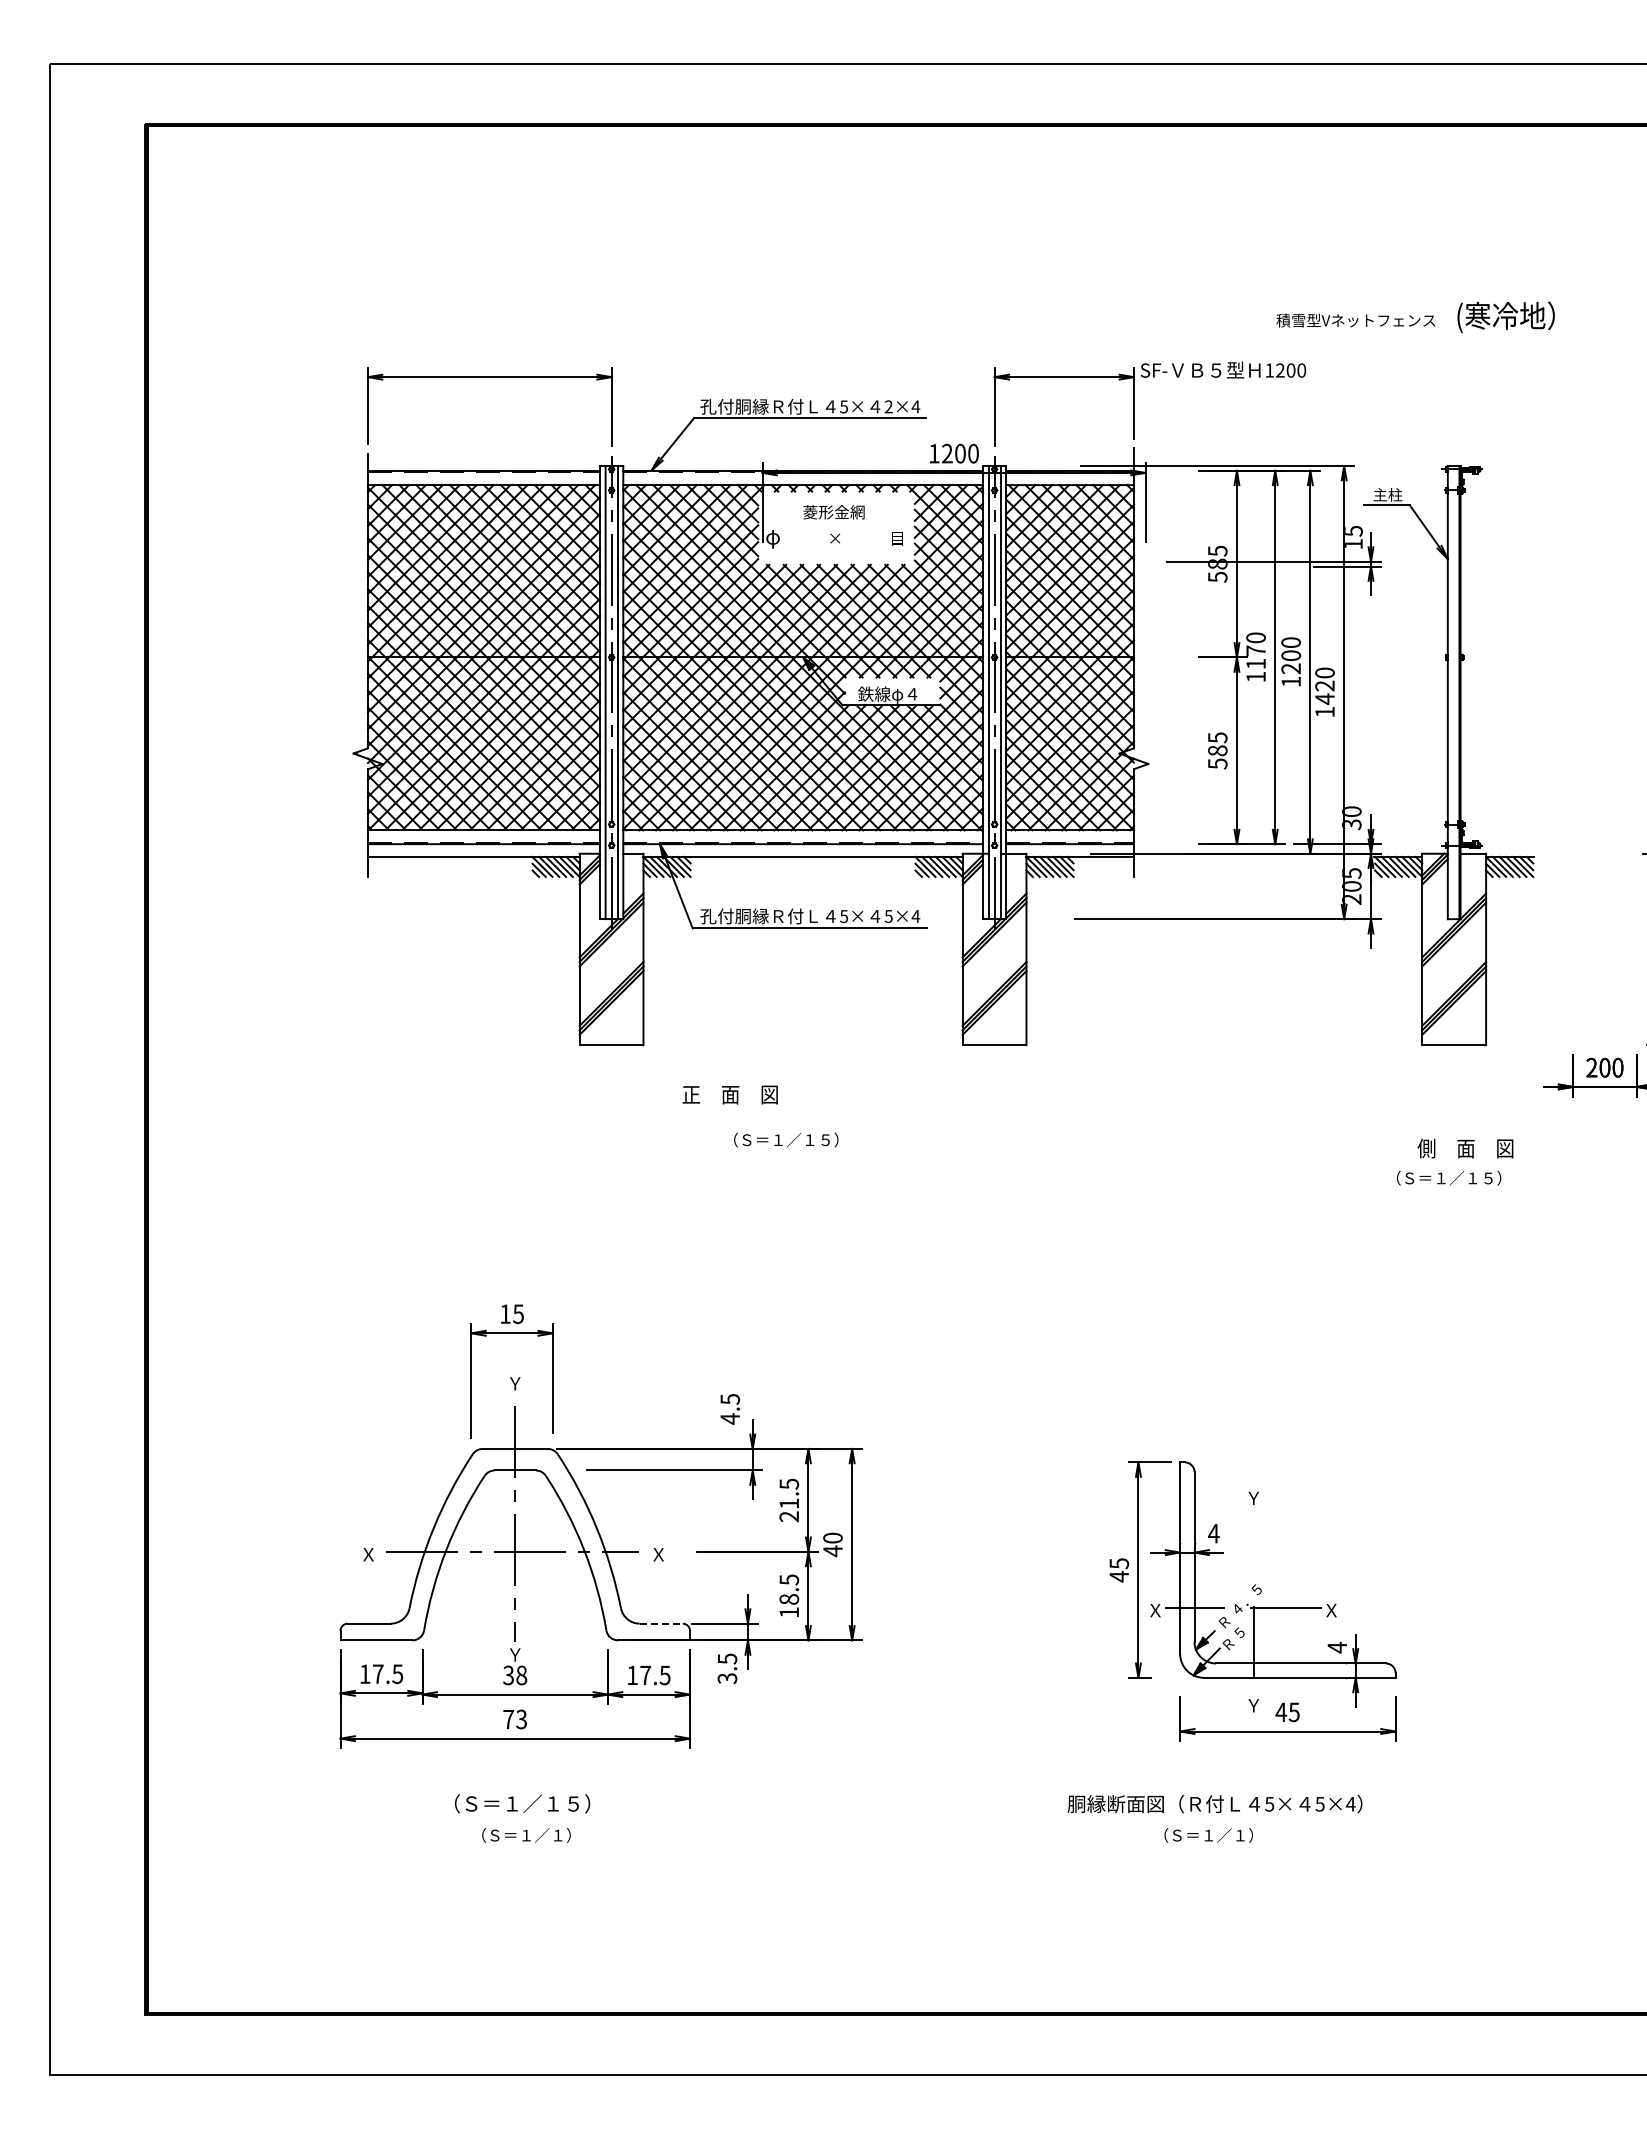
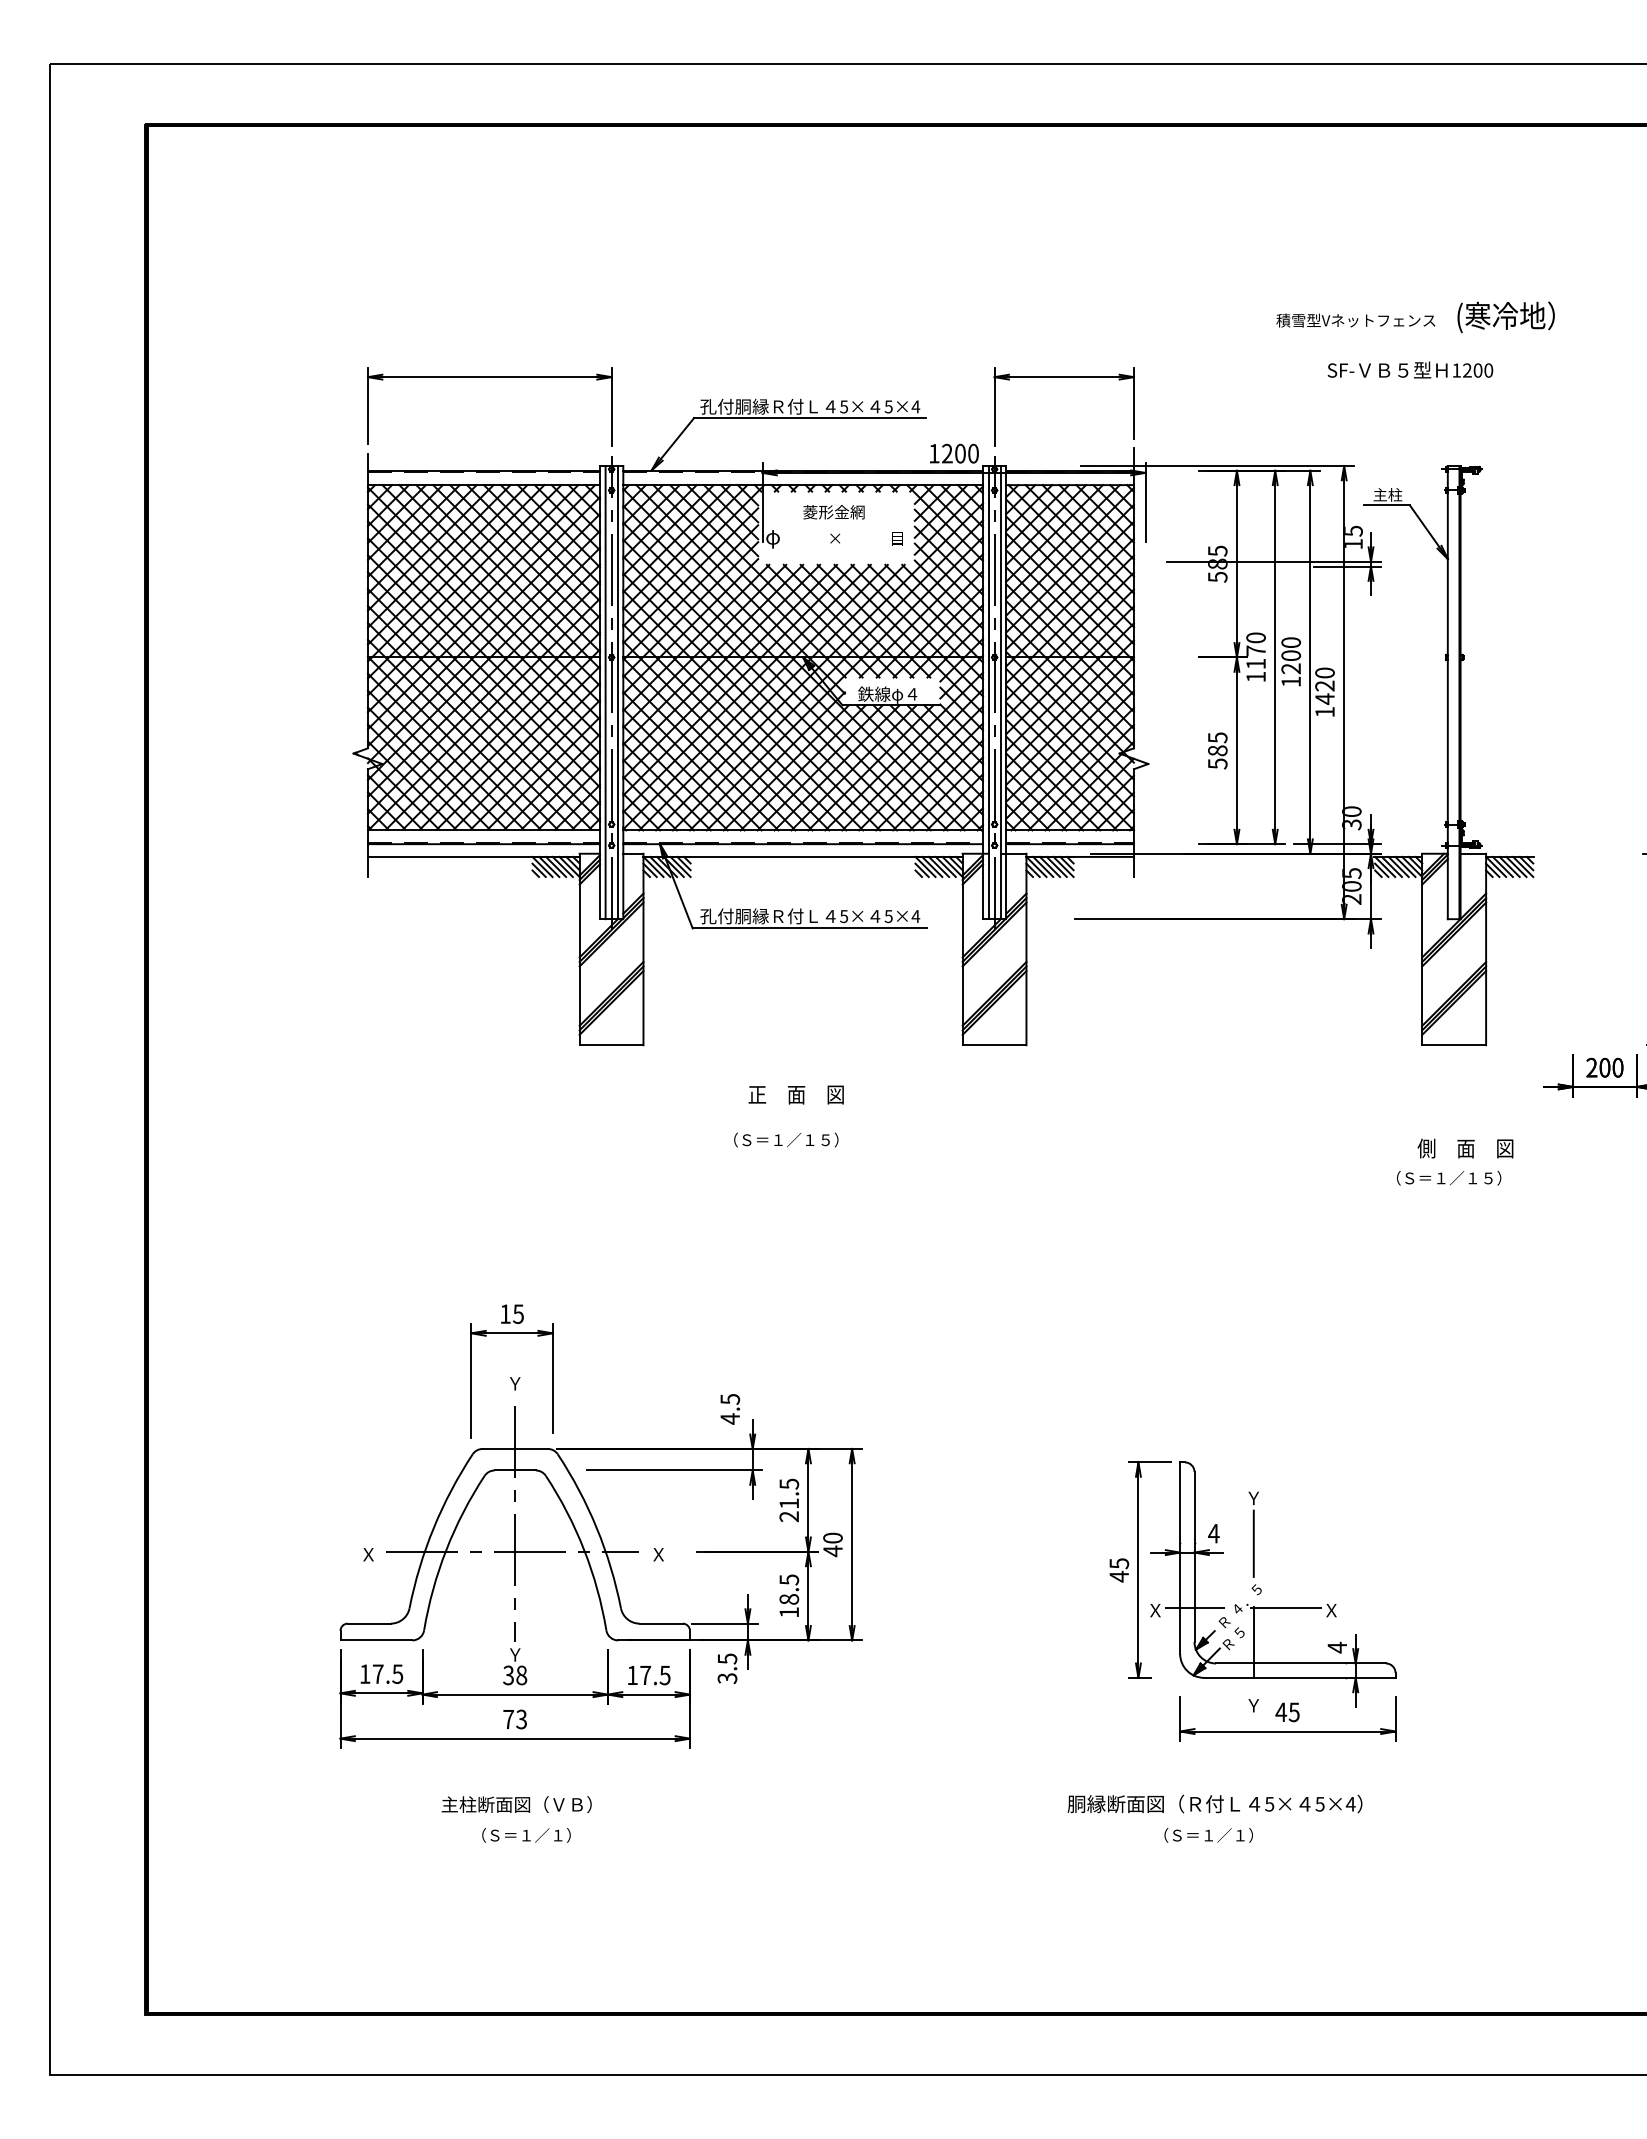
text position: (1223, 369) -> (1410, 369) (1410, 369)
text: 2×4 -> 5×4 (888, 406)
text position: (729, 1094) -> (795, 1094) (795, 1094)
line: none -> present (1253, 1543)
line: dashed -> solid (661, 1623)
text: （Ｓ＝１／１５） -> 主柱断面図（ＶＢ） (516, 1803)
